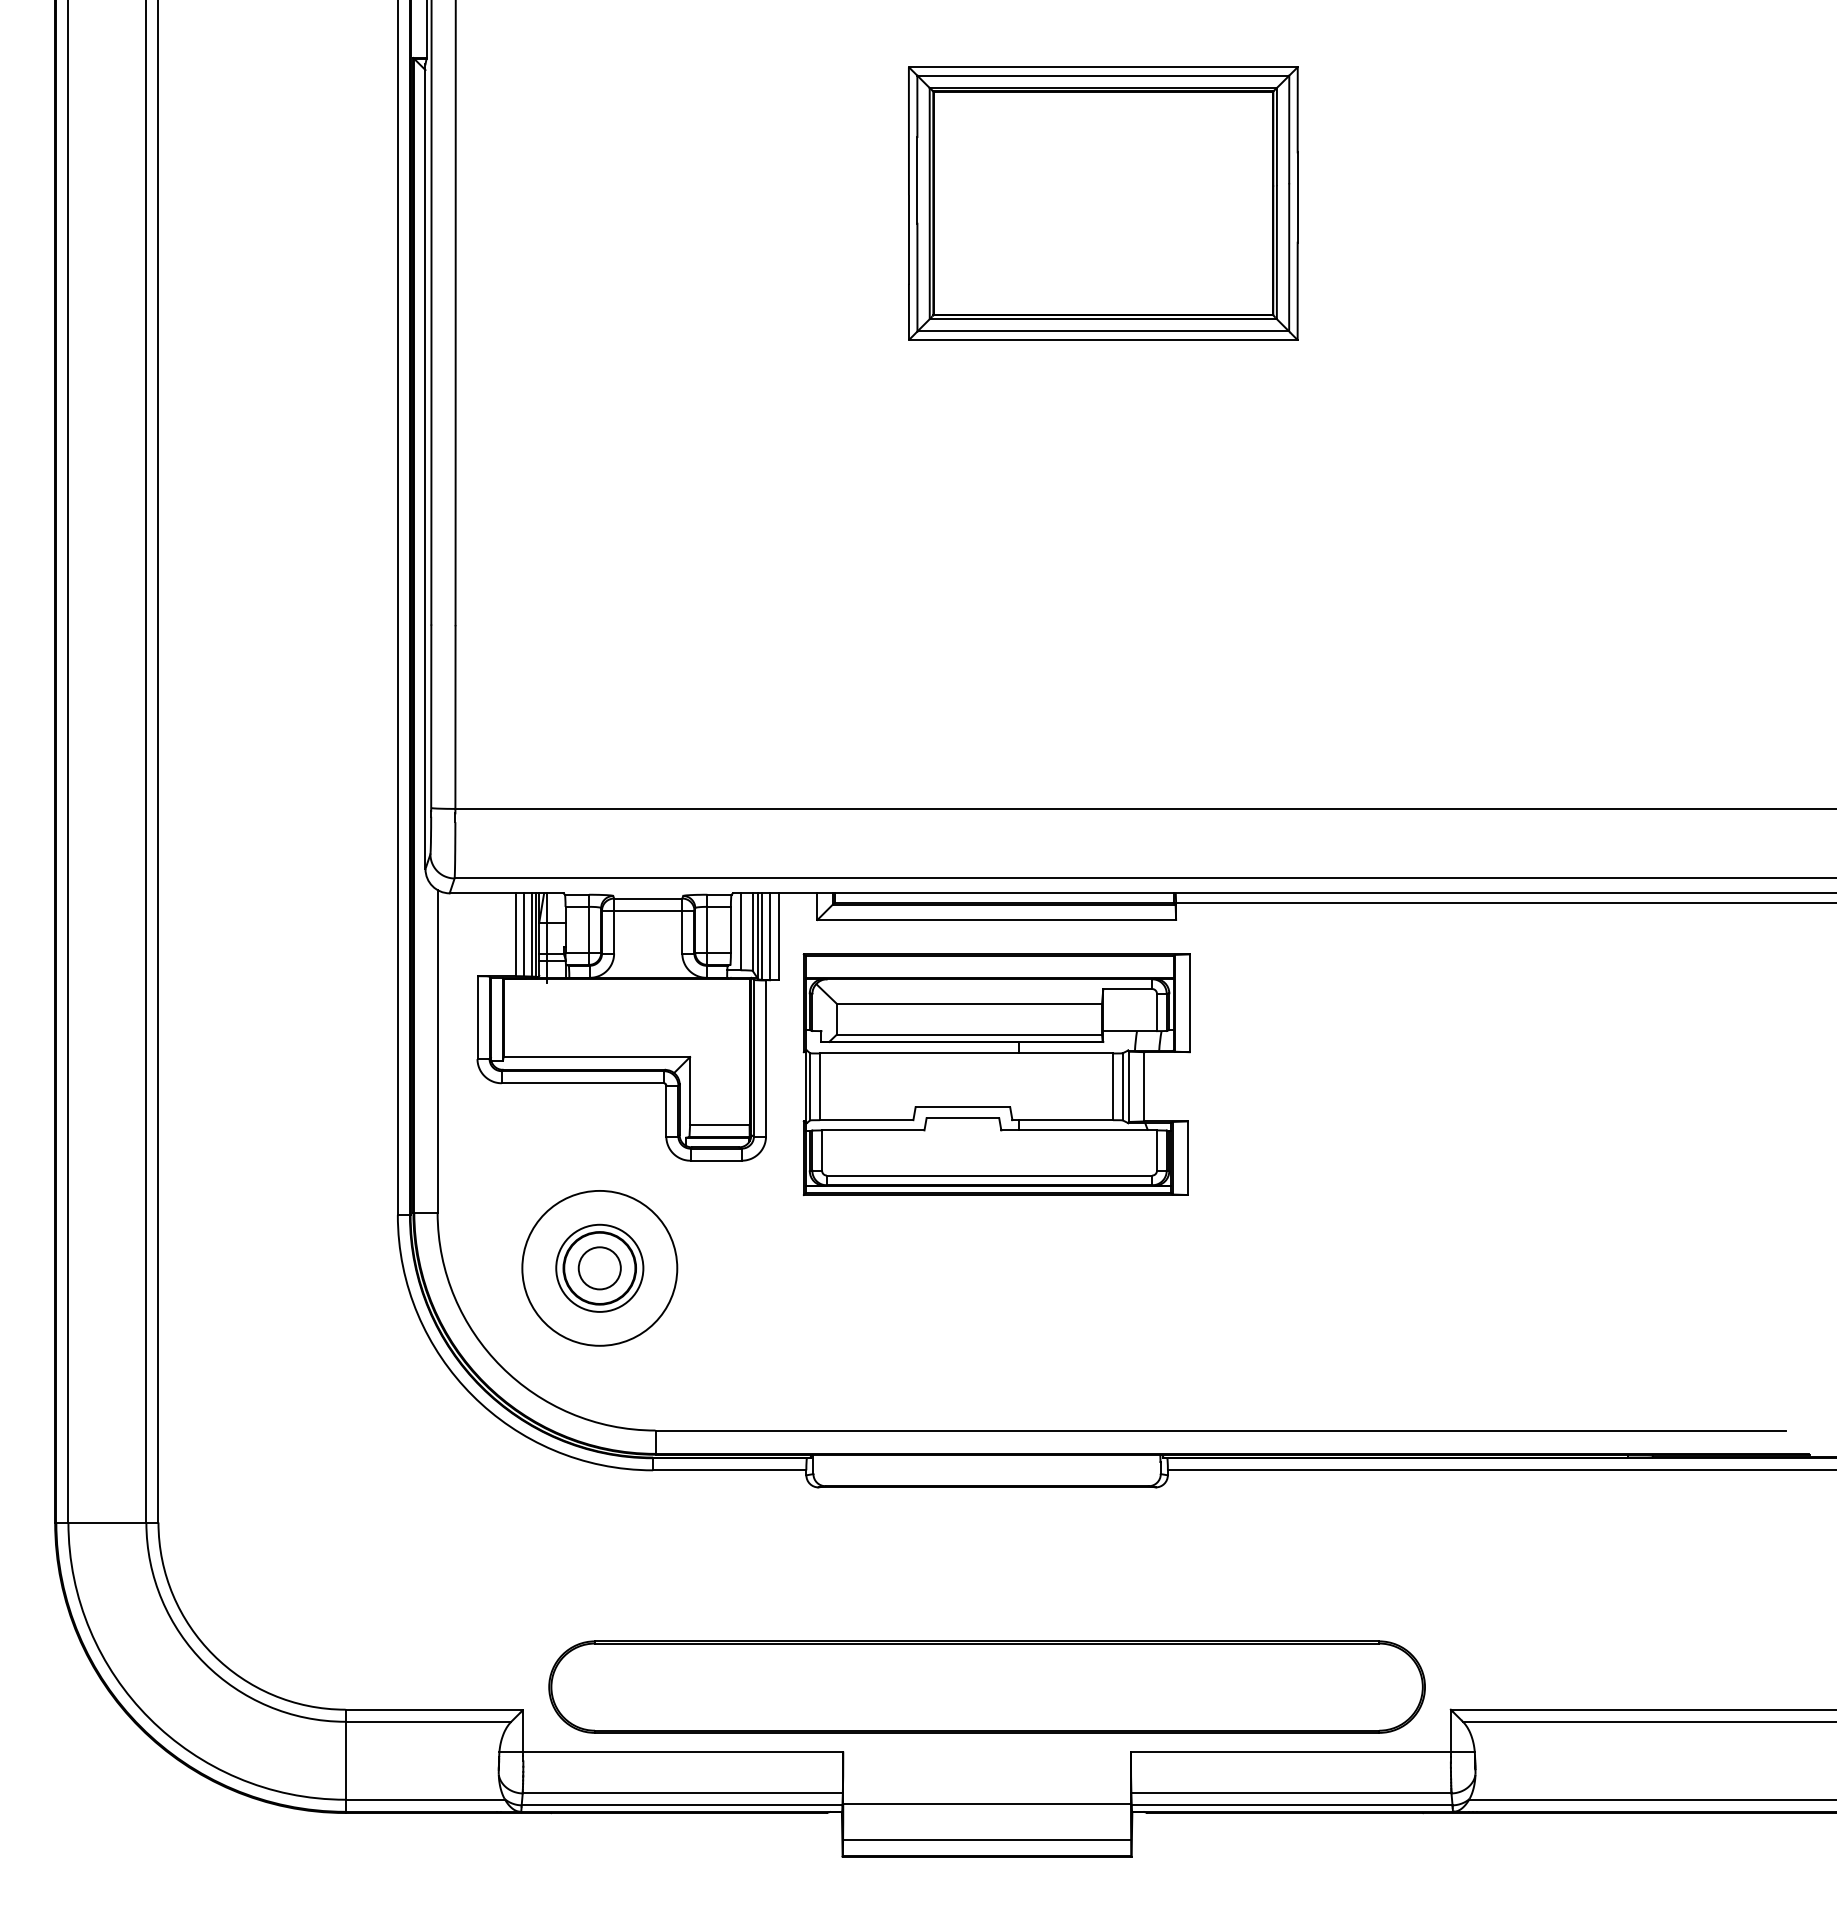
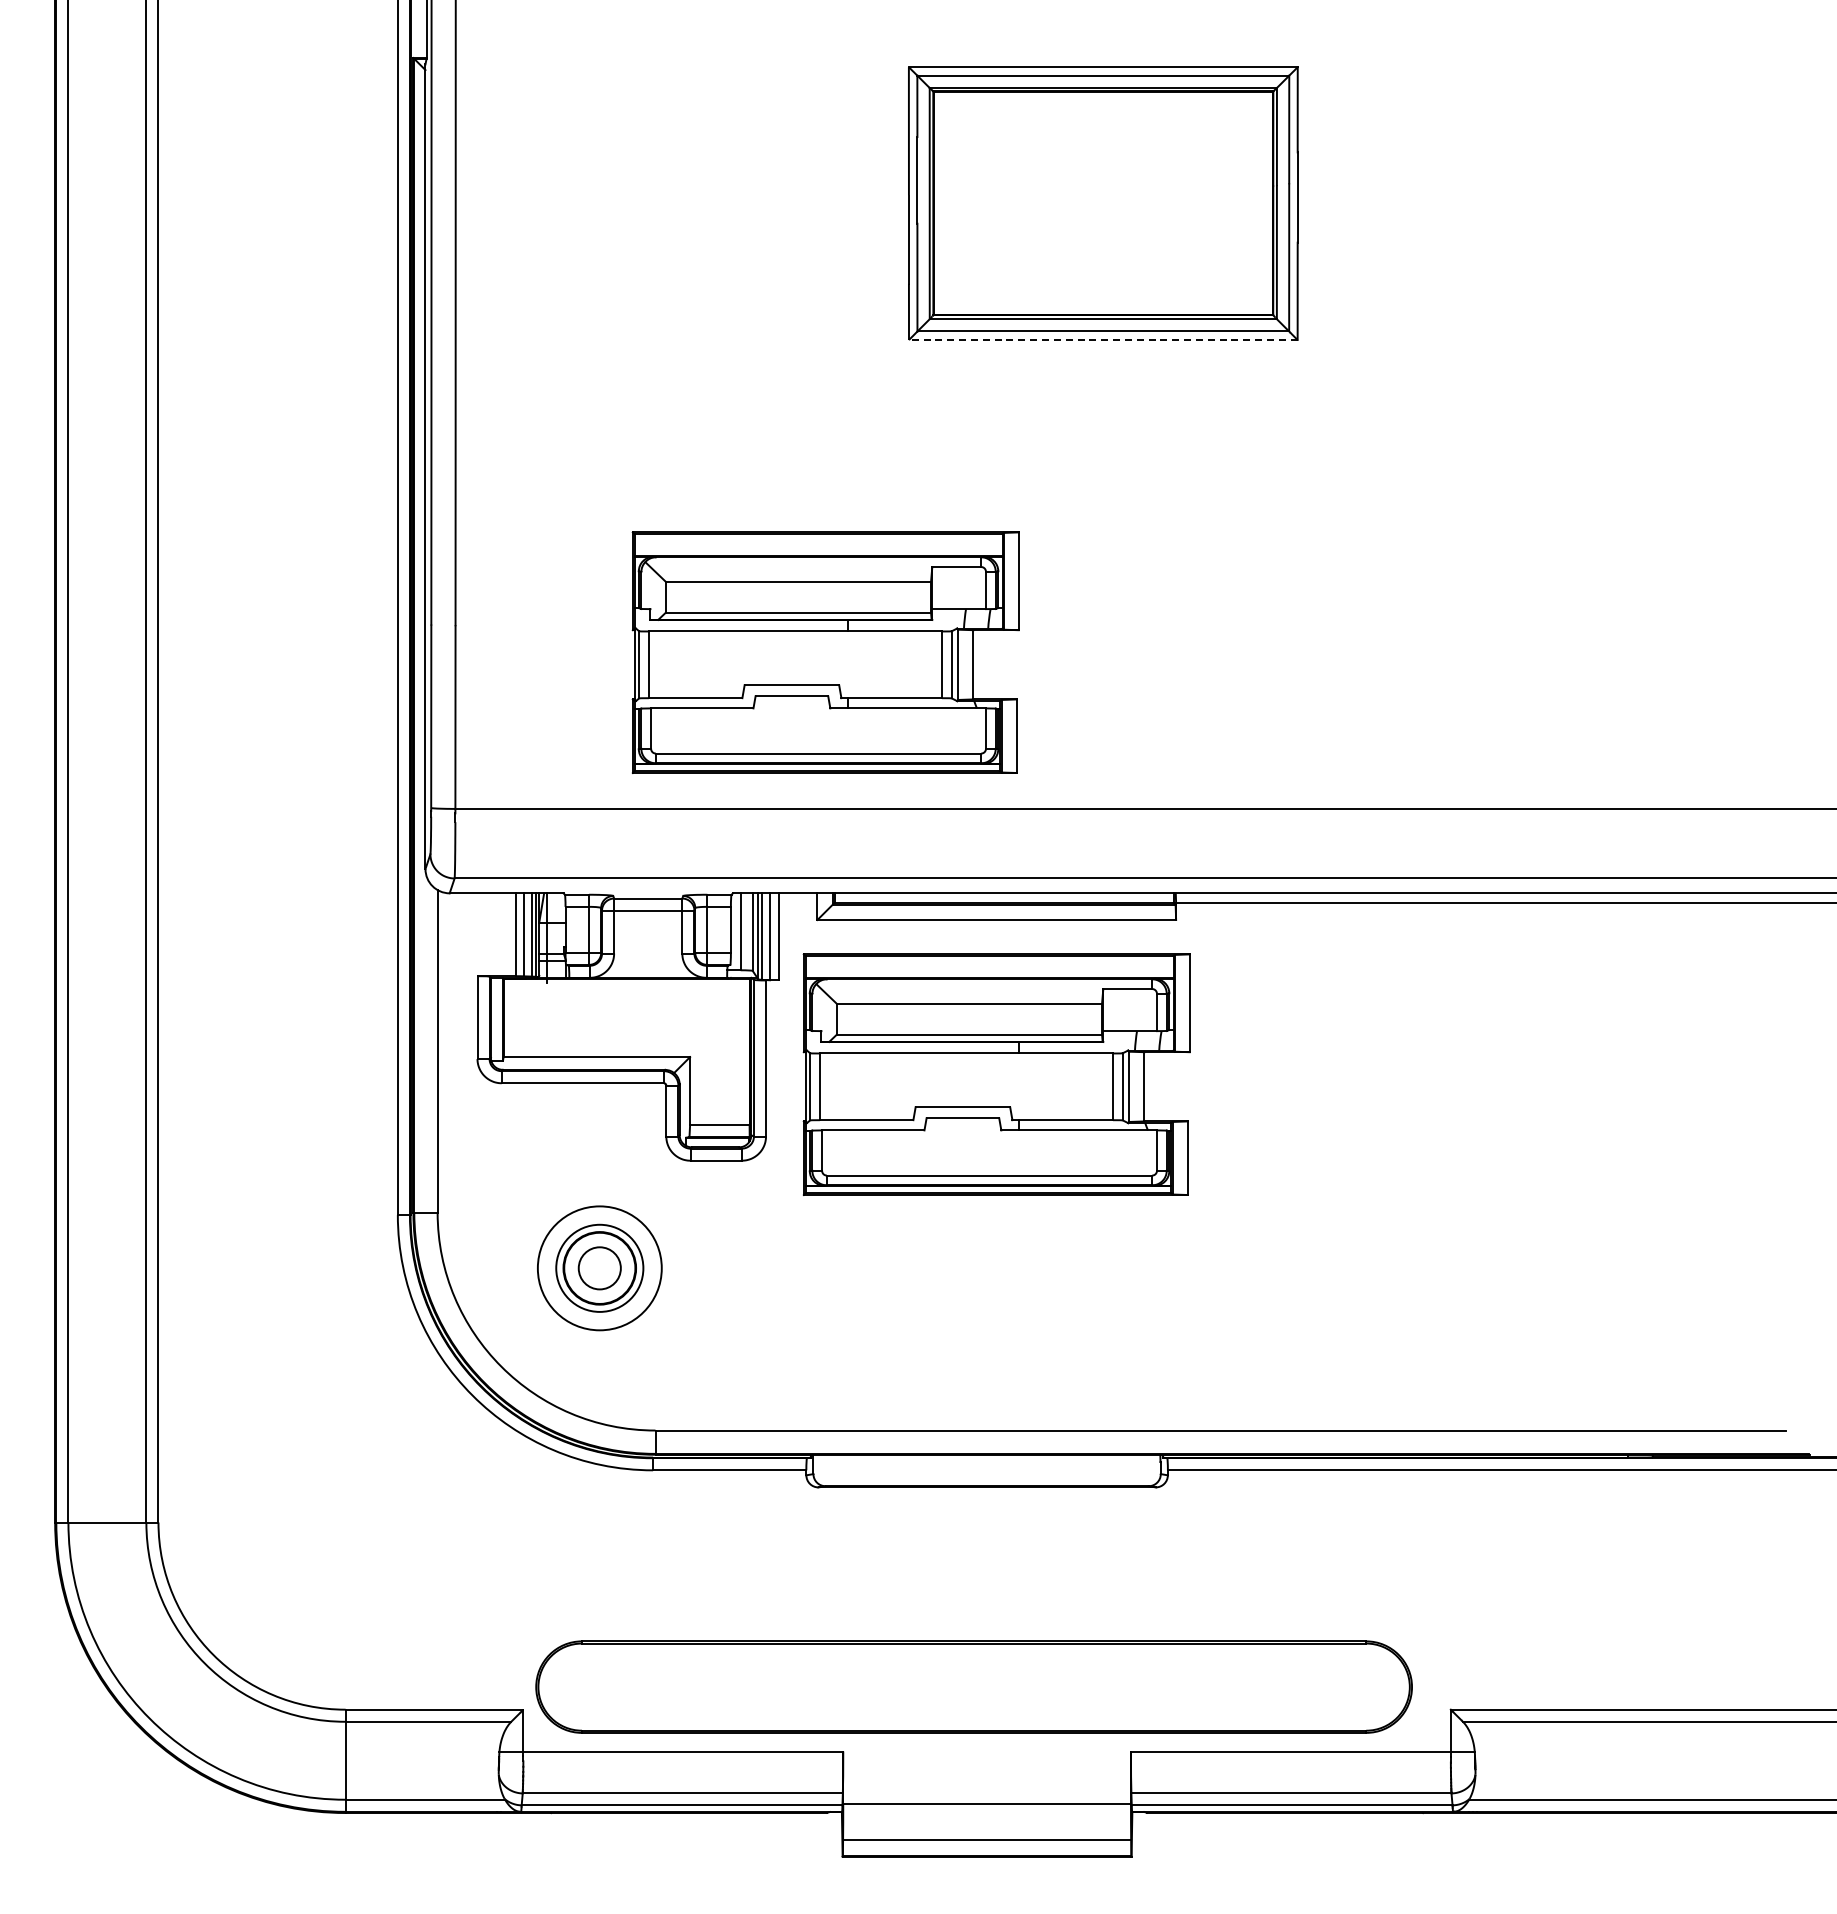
line: solid -> dashed (1102, 340)
part: none -> present (825, 652)
circle diameter: 155 px -> 124 px (599, 1268)
part position: (986, 1686) -> (973, 1686) (973, 1686)
